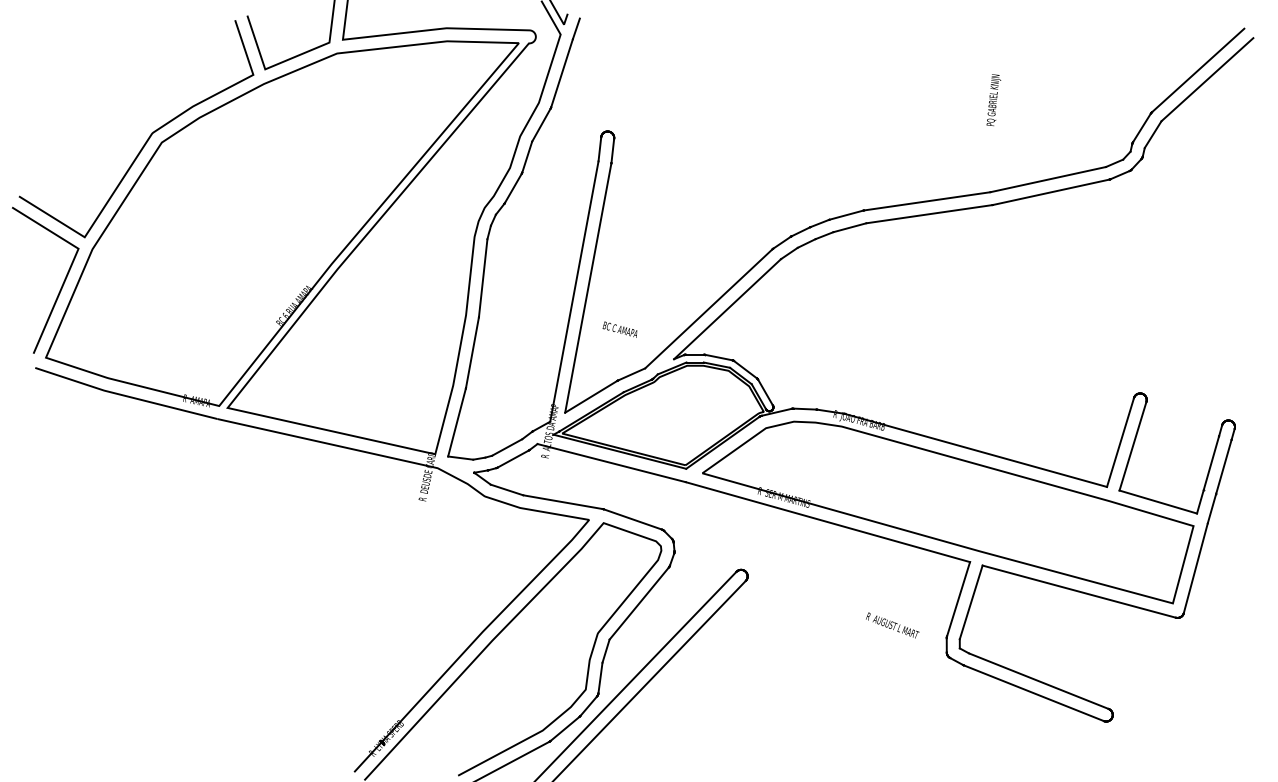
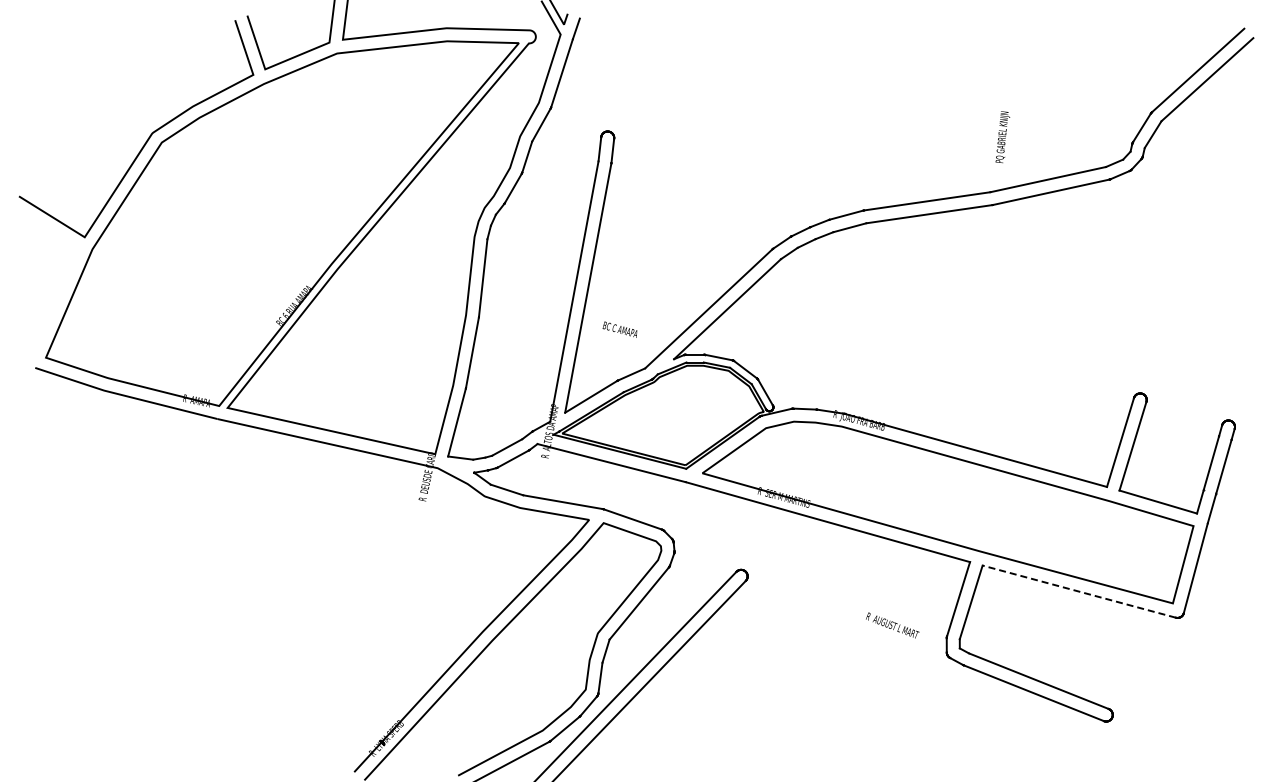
text position: (993, 100) -> (1002, 137) (1002, 137)
line: present -> none (61, 285)
line: solid -> dashed (1078, 591)
